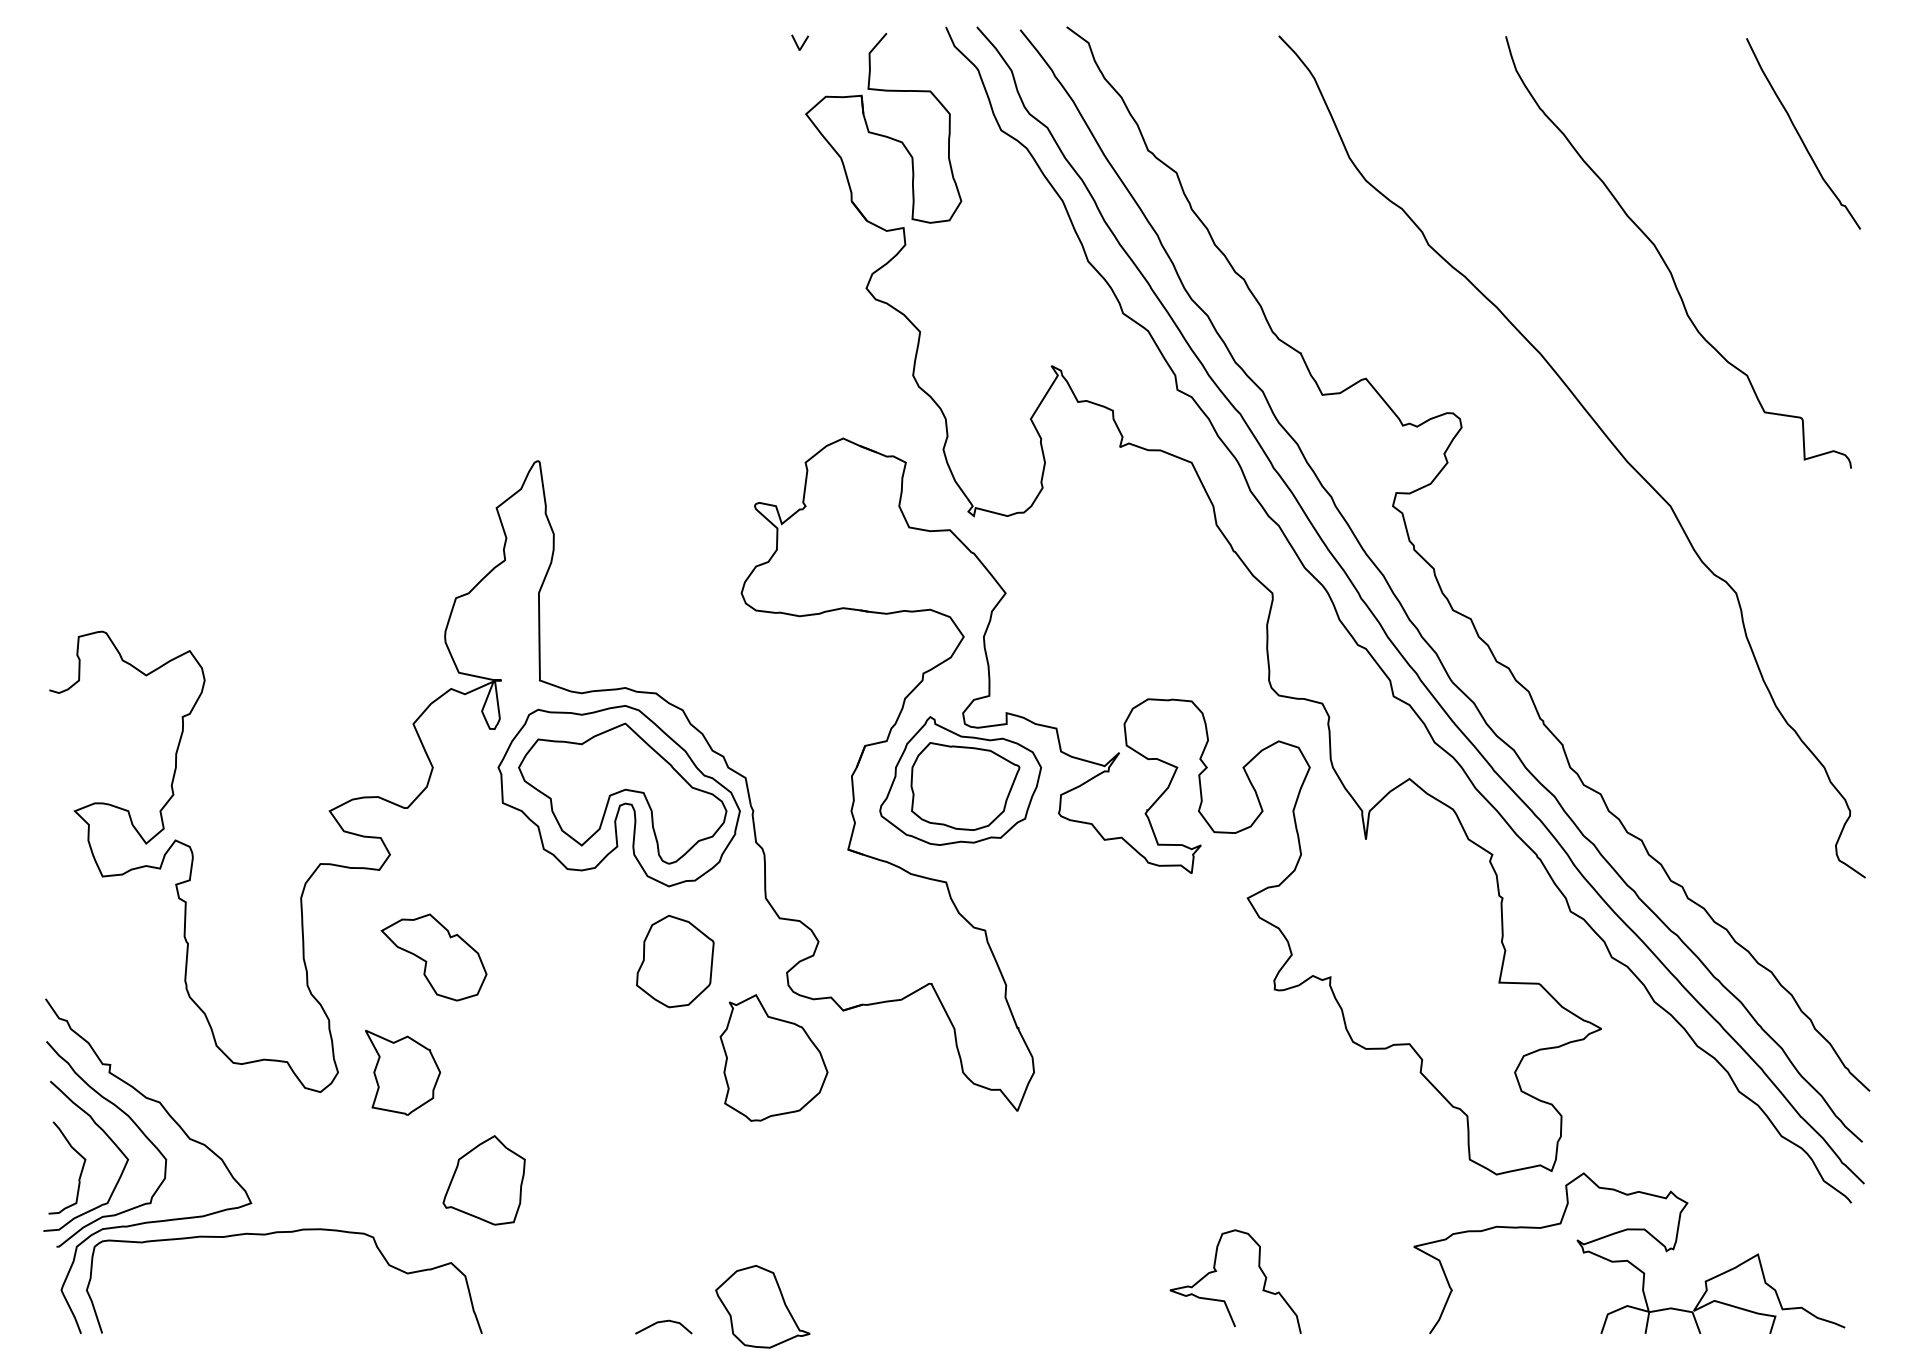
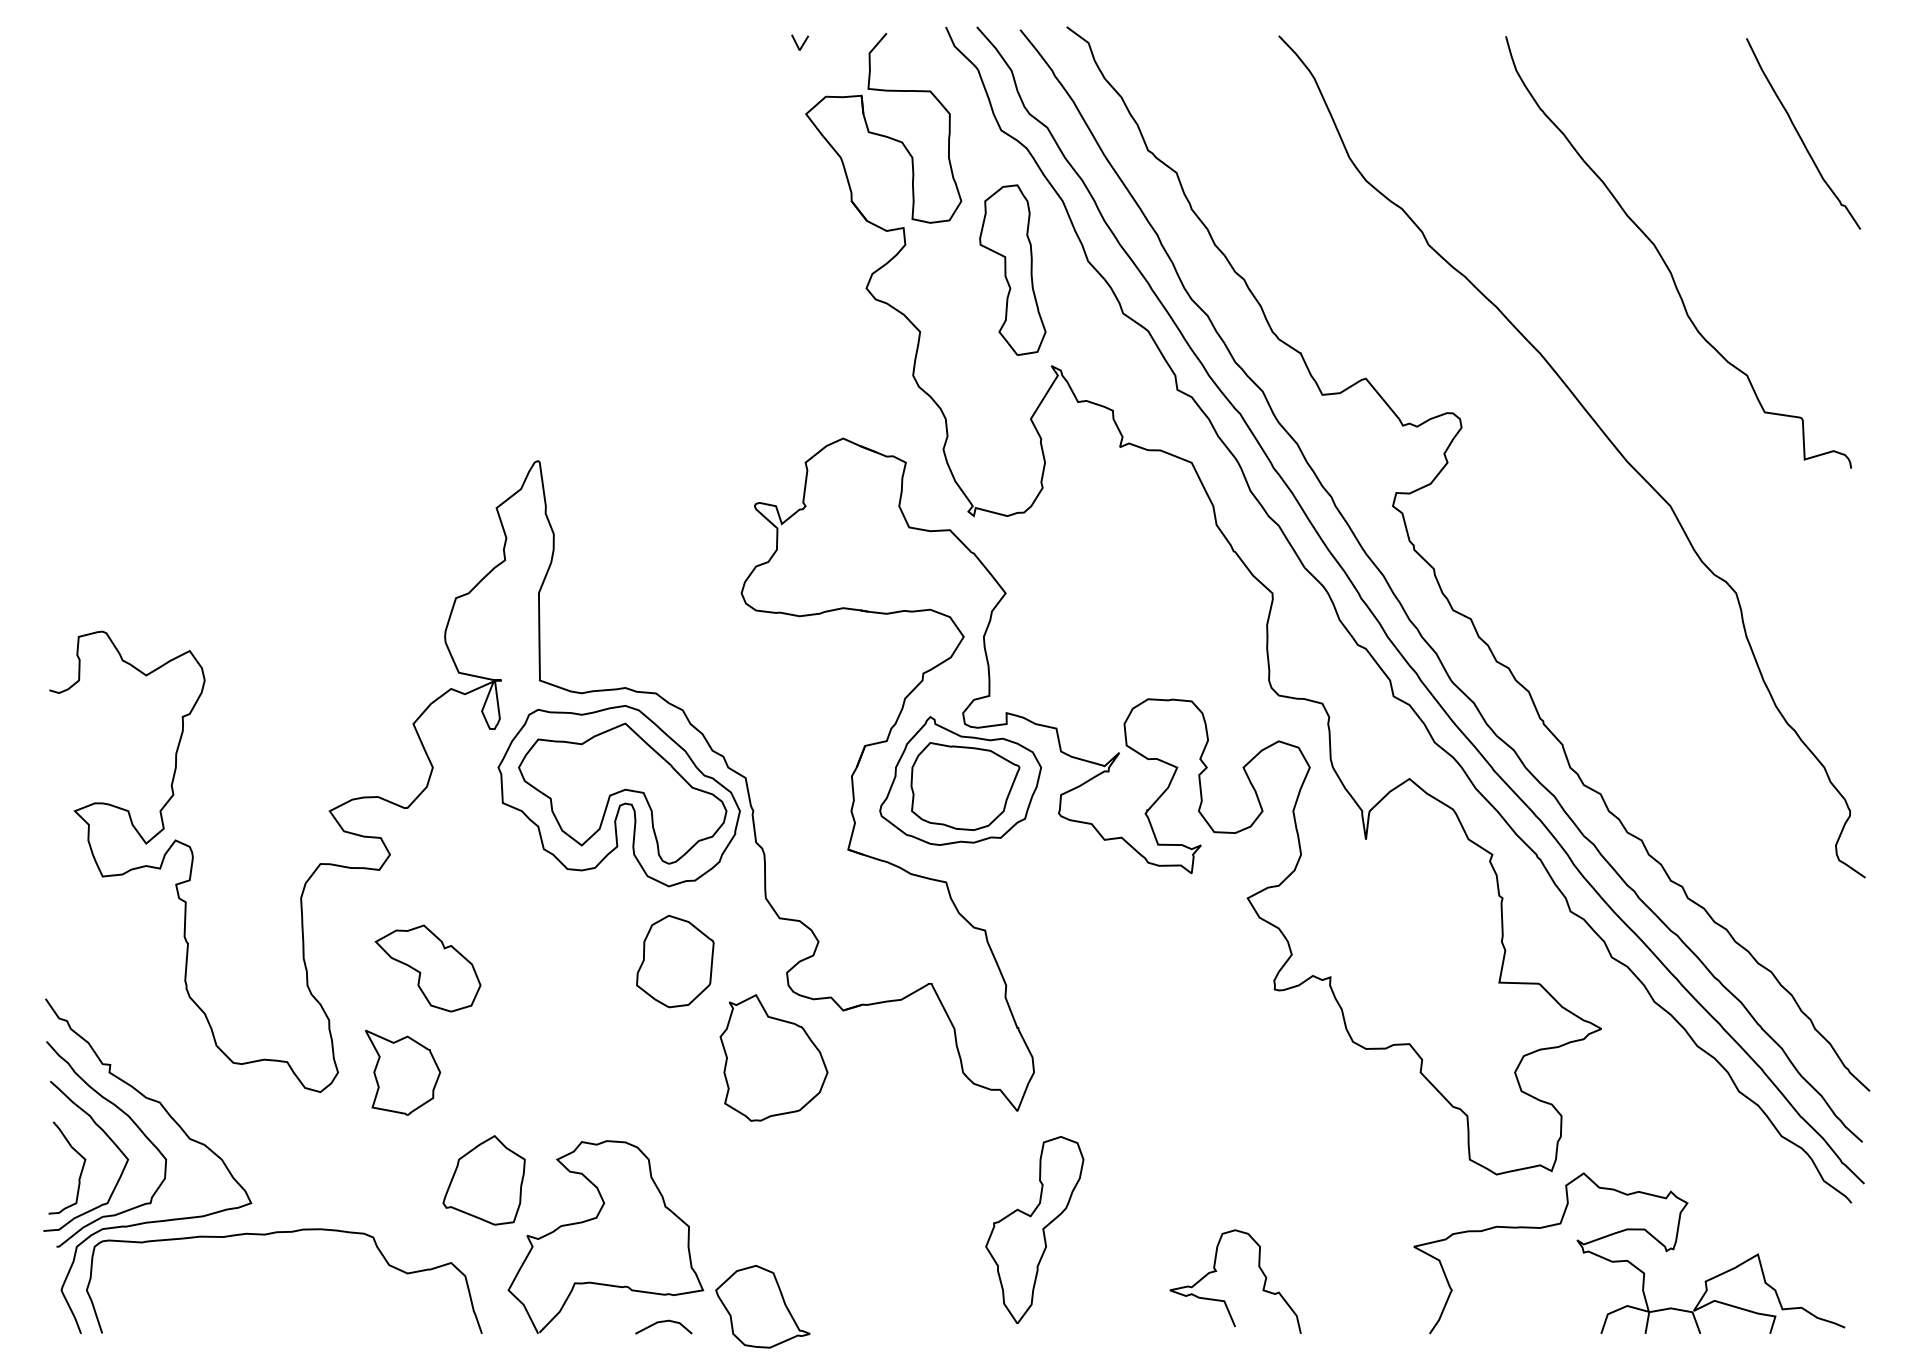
part: none -> present (1012, 269)
part position: (433, 957) -> (427, 968) (427, 968)
curve: none -> present (597, 1218)
part: none -> present (1034, 1229)
